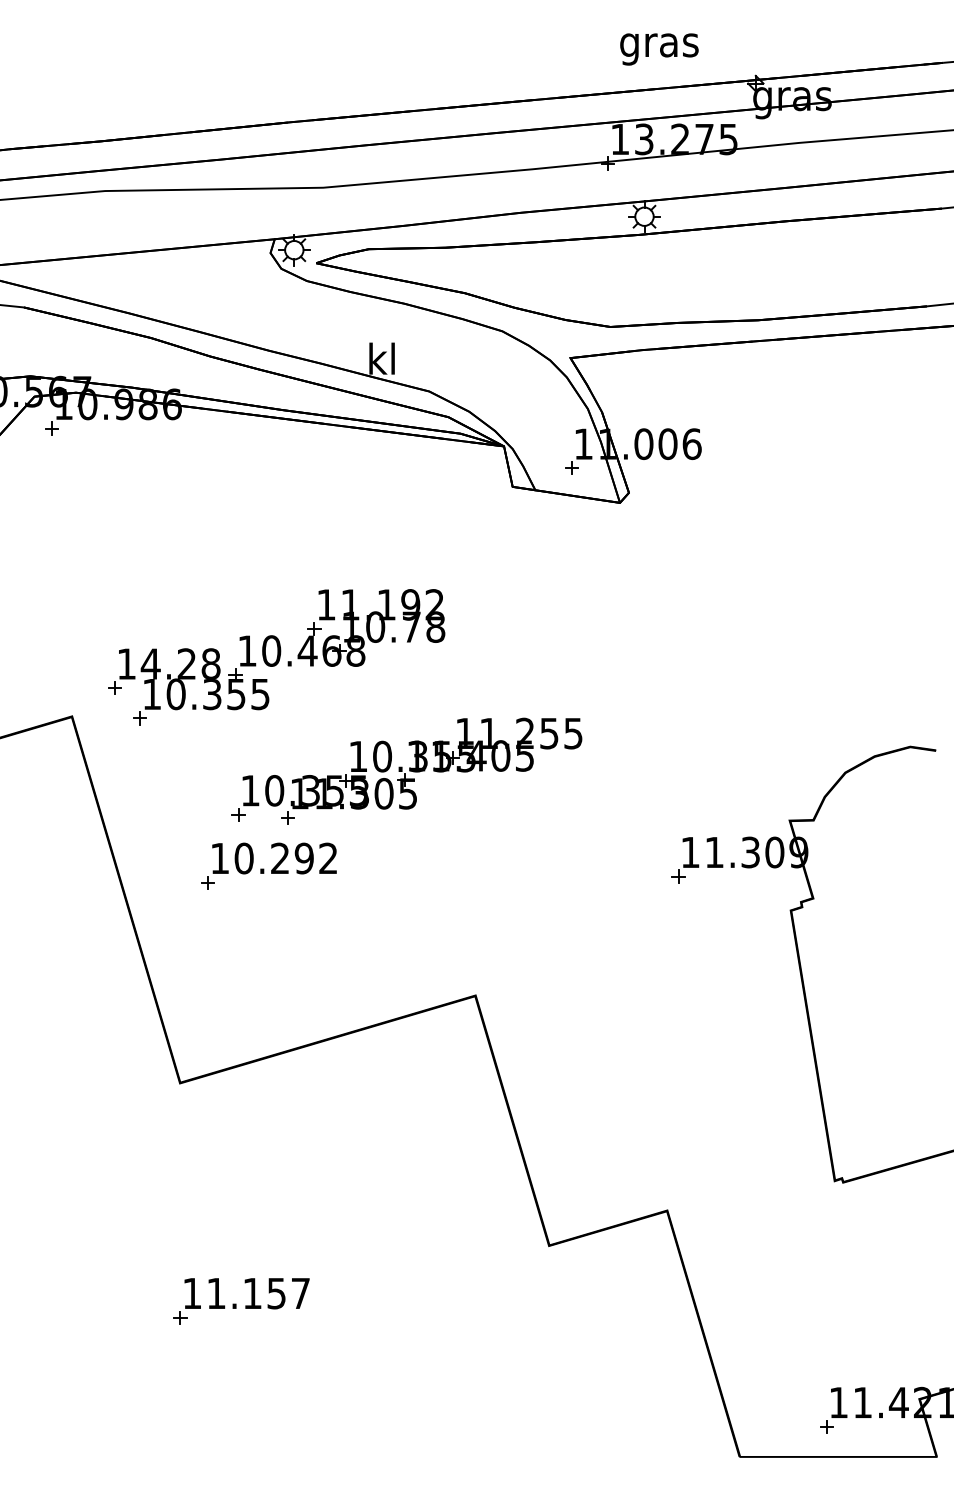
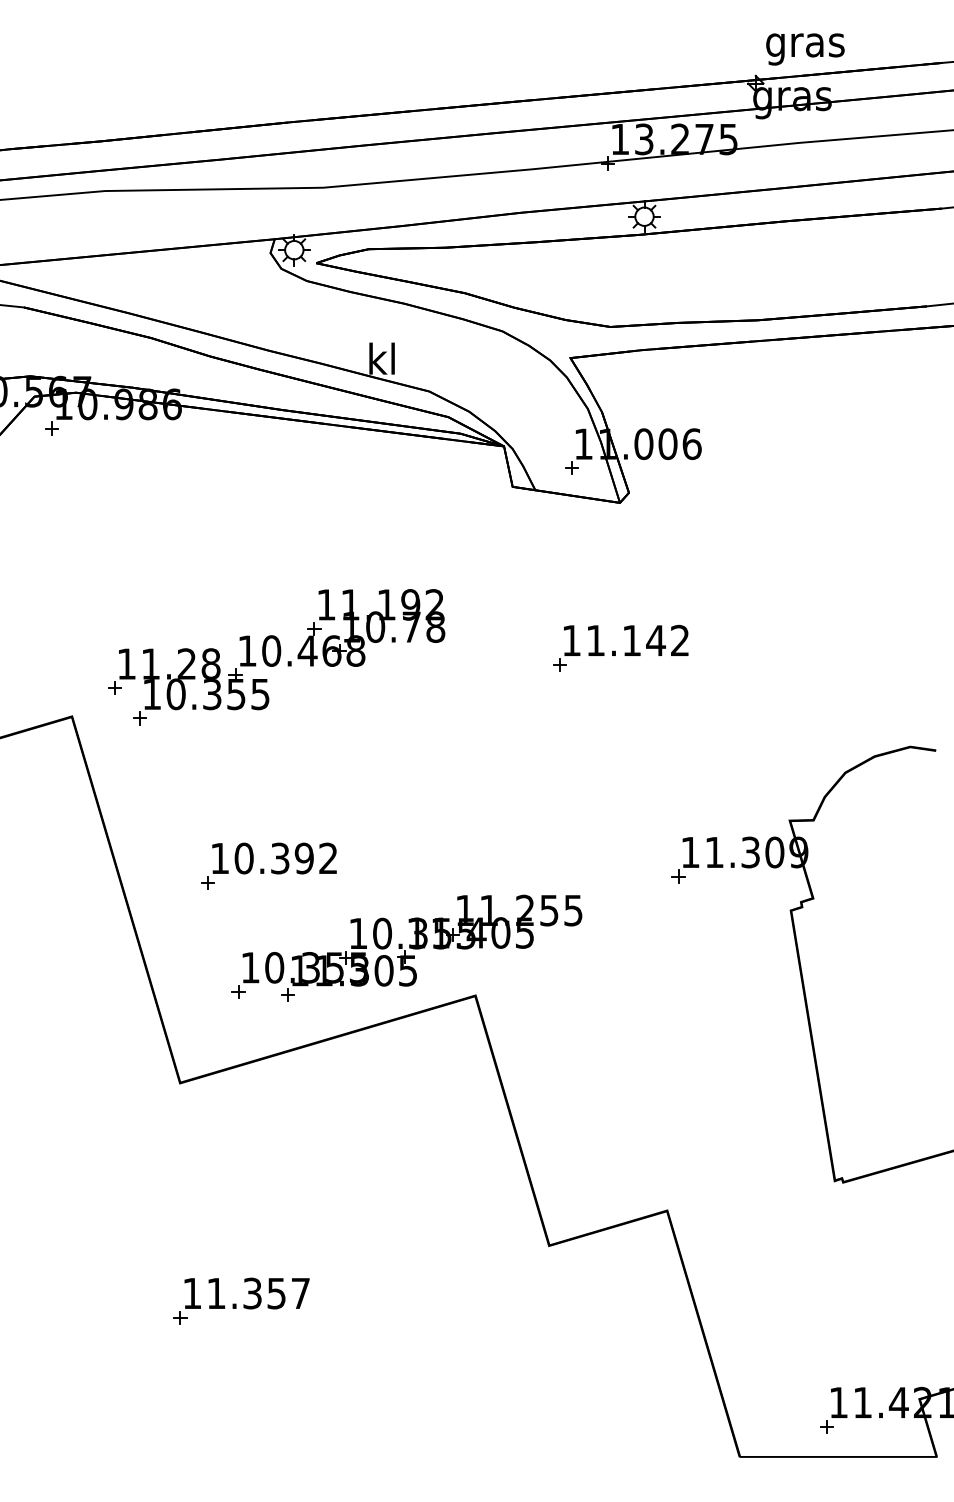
text position: (659, 49) -> (805, 49) (805, 49)
part: none -> present (620, 647)
text: 14.28 -> 11.28 (150, 663)
part position: (406, 770) -> (406, 947) (406, 947)
text: 10.292 -> 10.392 (280, 858)
text: 11.157 -> 11.357 (252, 1293)
